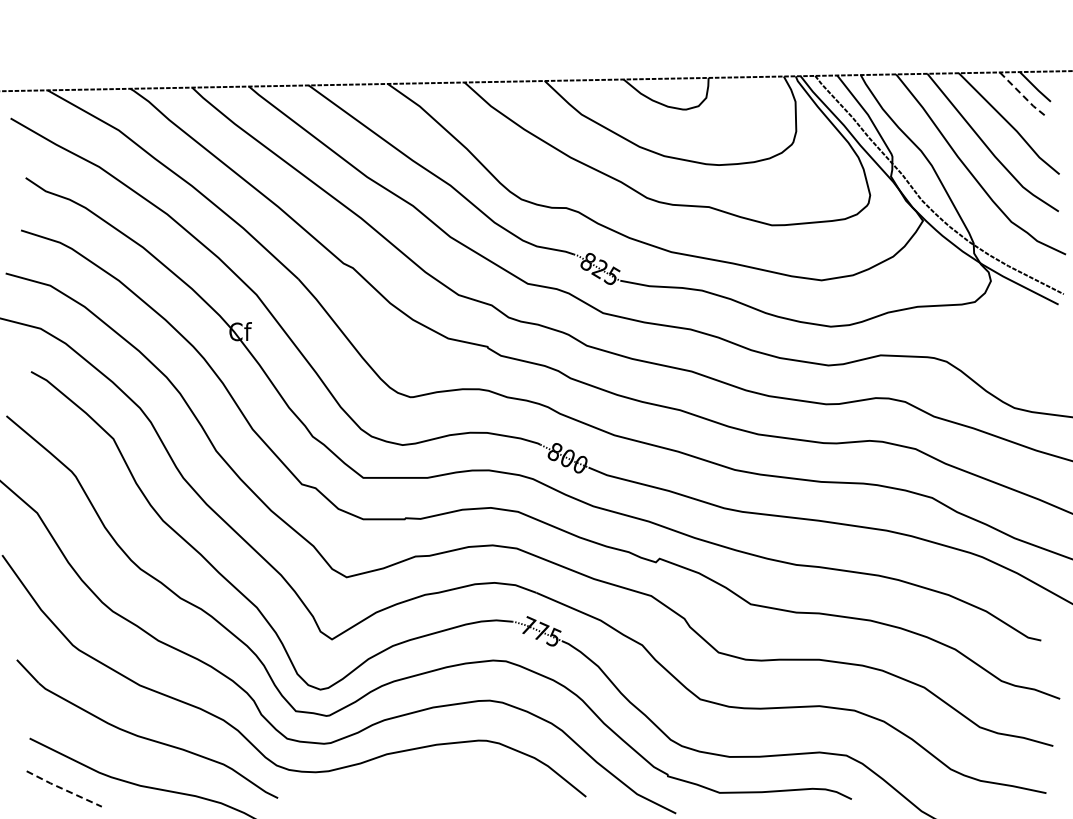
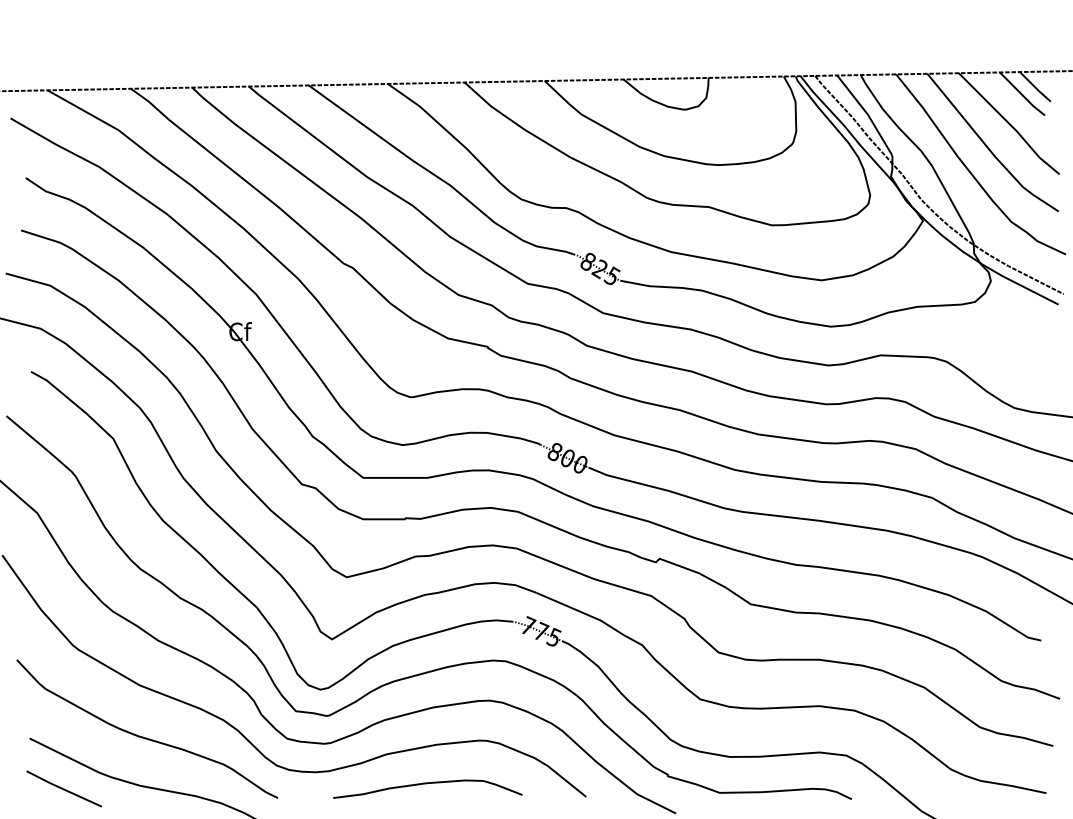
line: dashed -> solid (1022, 95)
curve: none -> present (427, 784)
line: dashed -> solid (63, 789)
